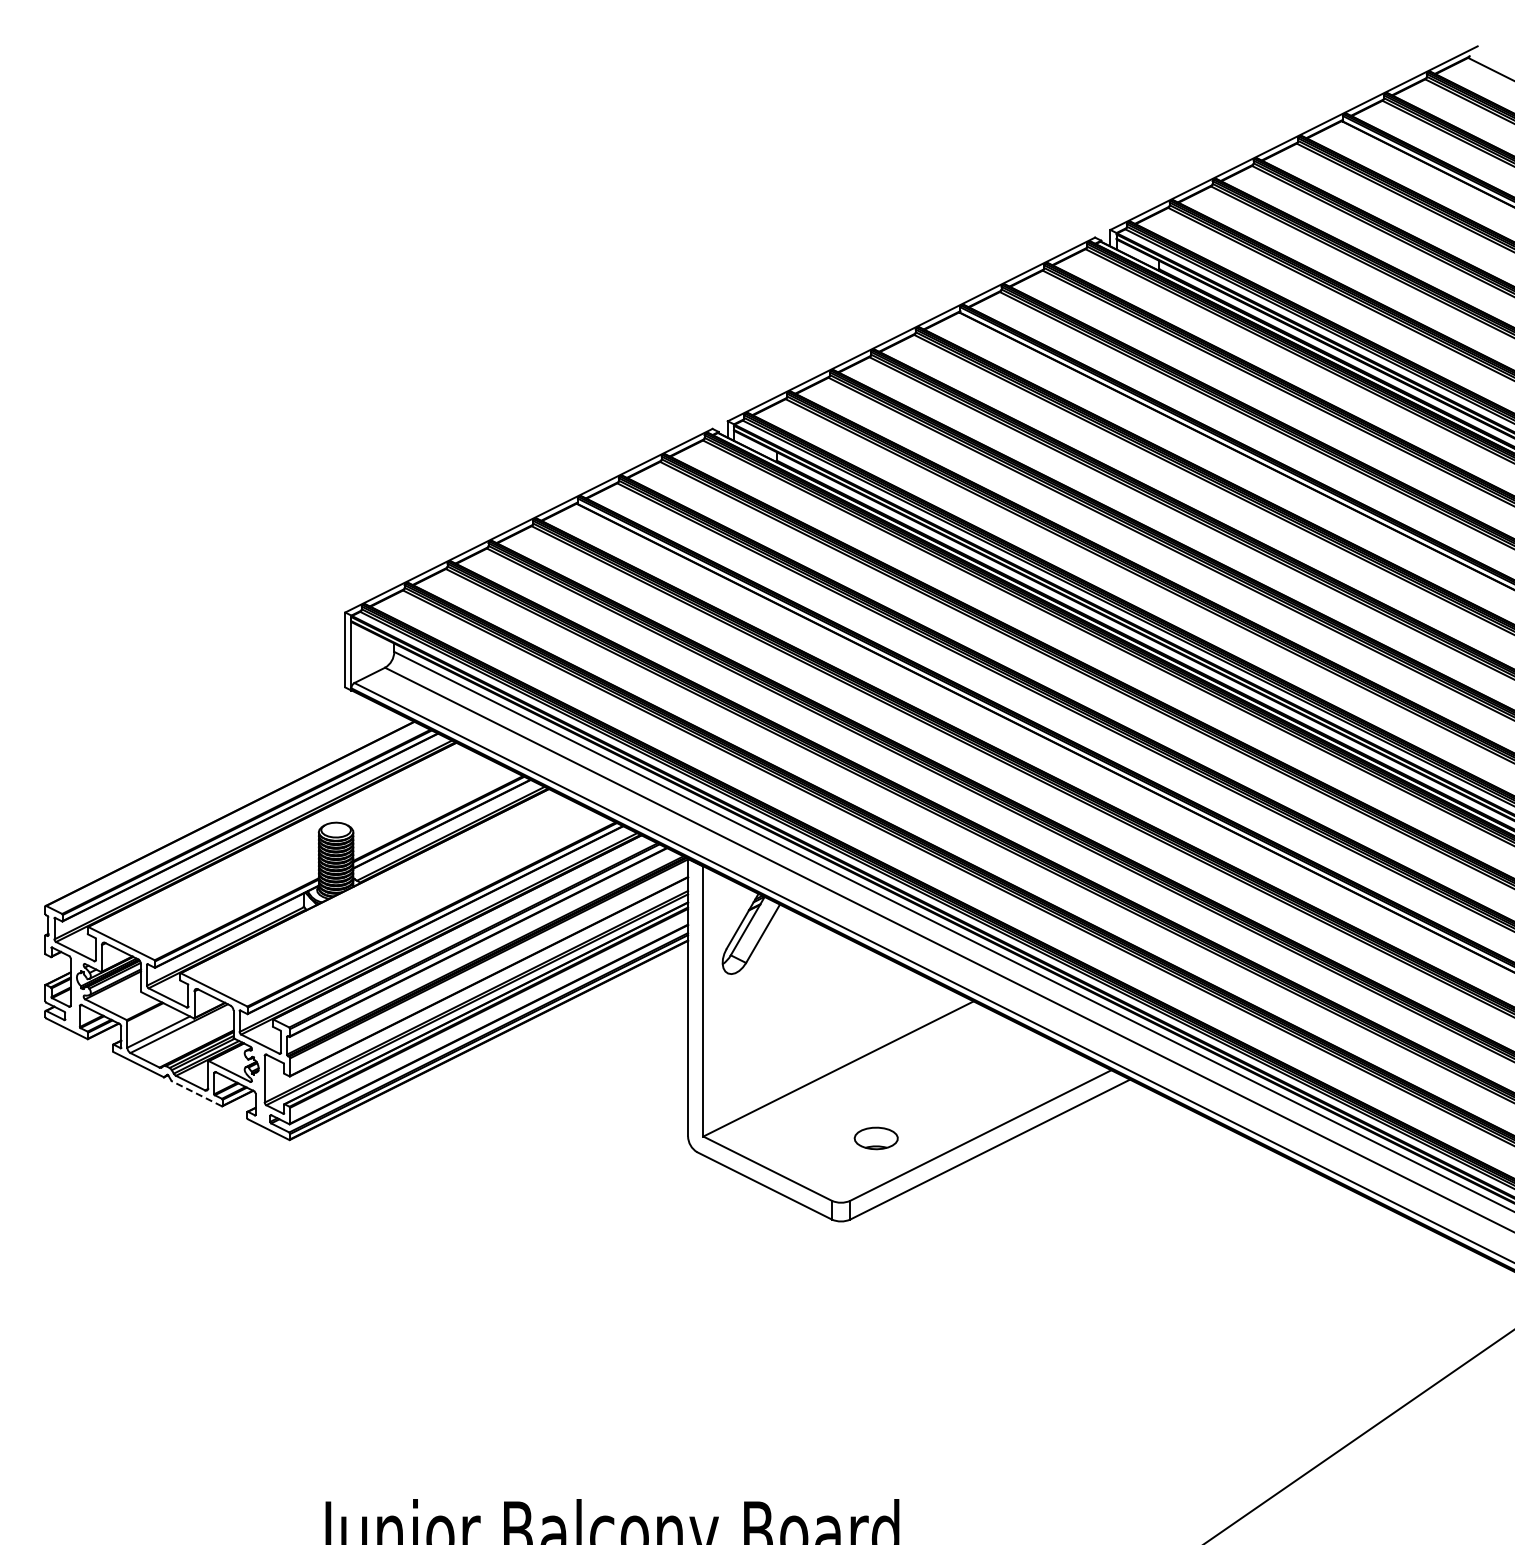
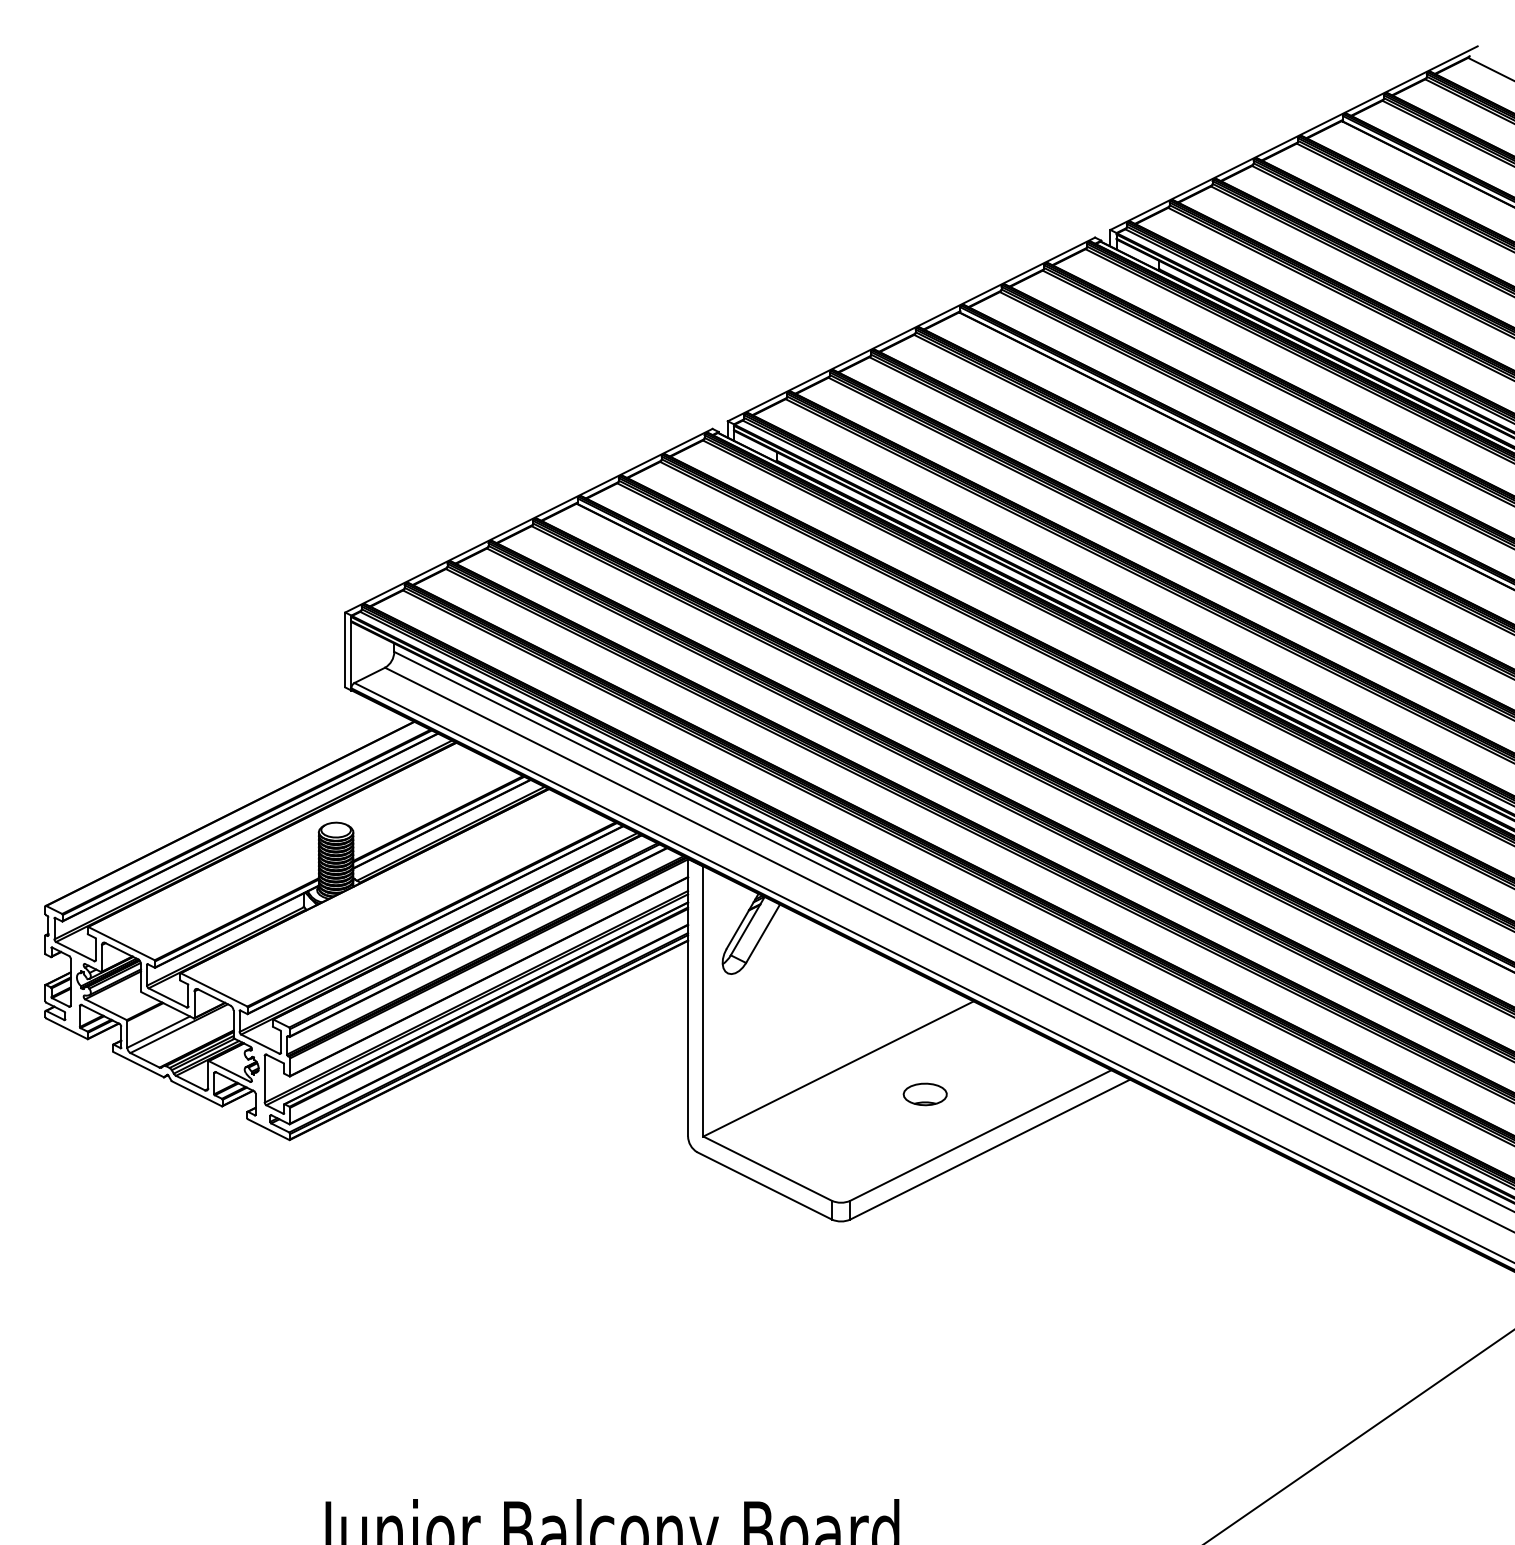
line: dashed -> solid (196, 1093)
part position: (875, 1138) -> (924, 1094) (924, 1094)
